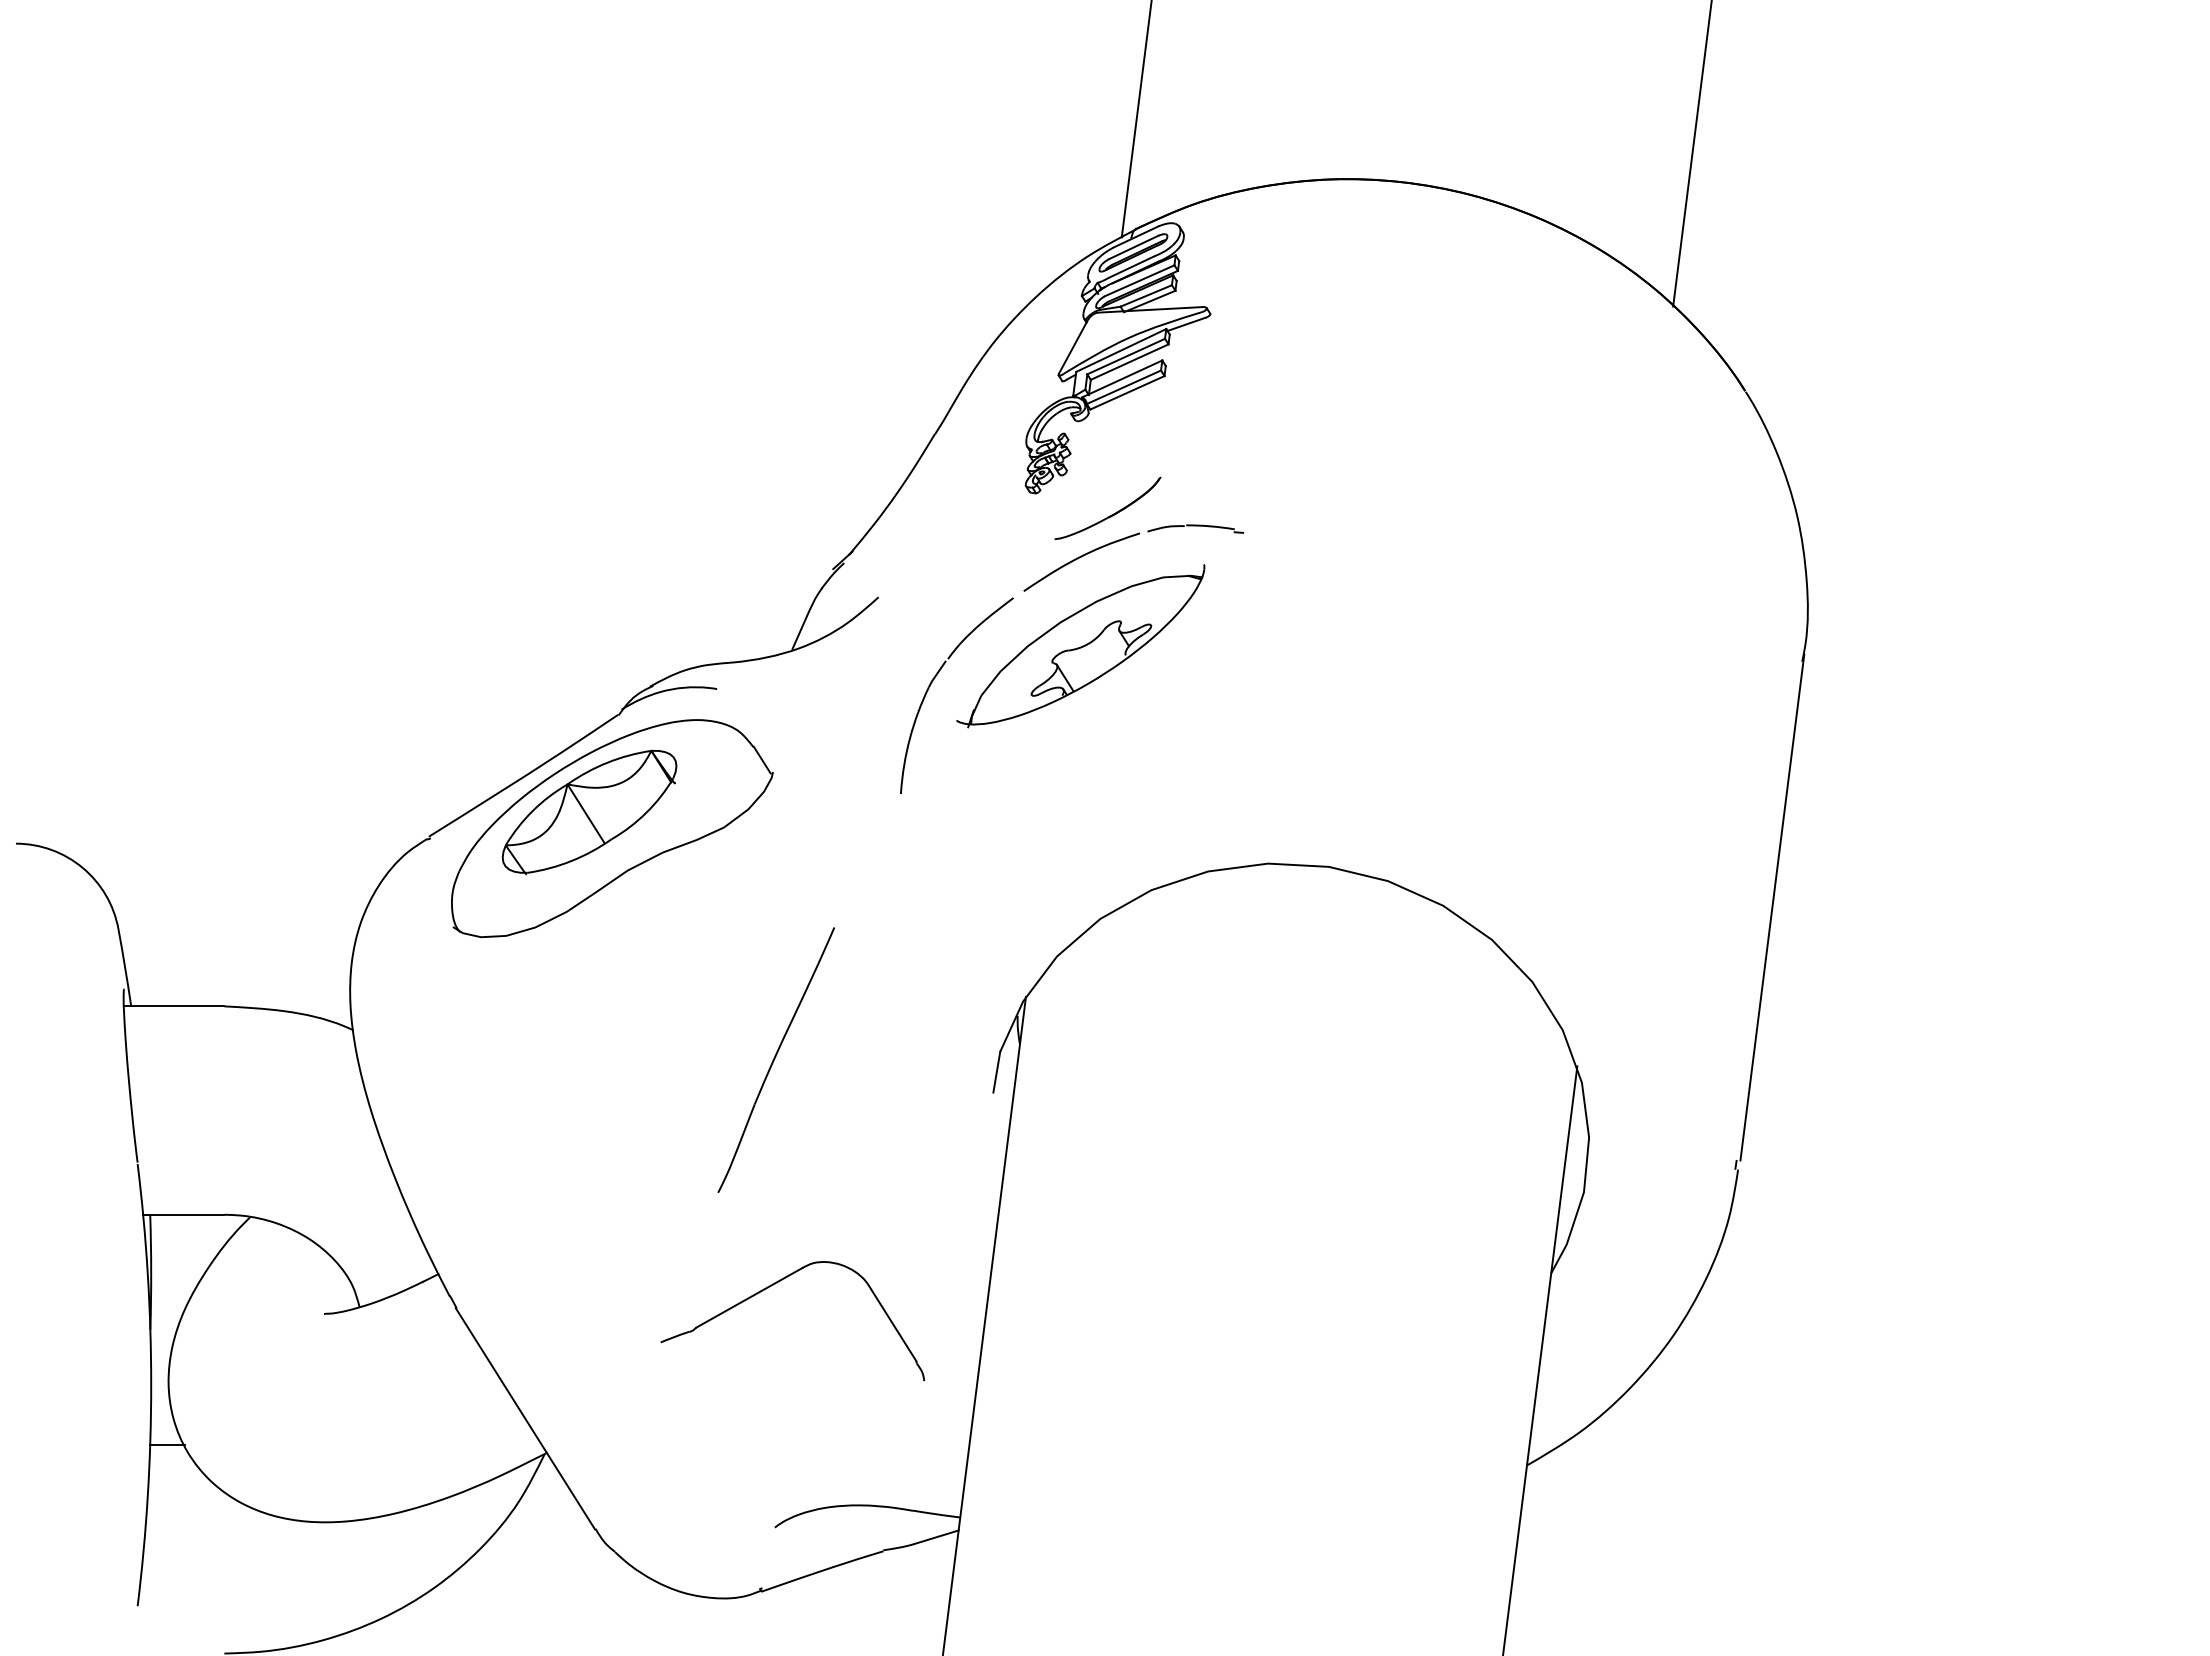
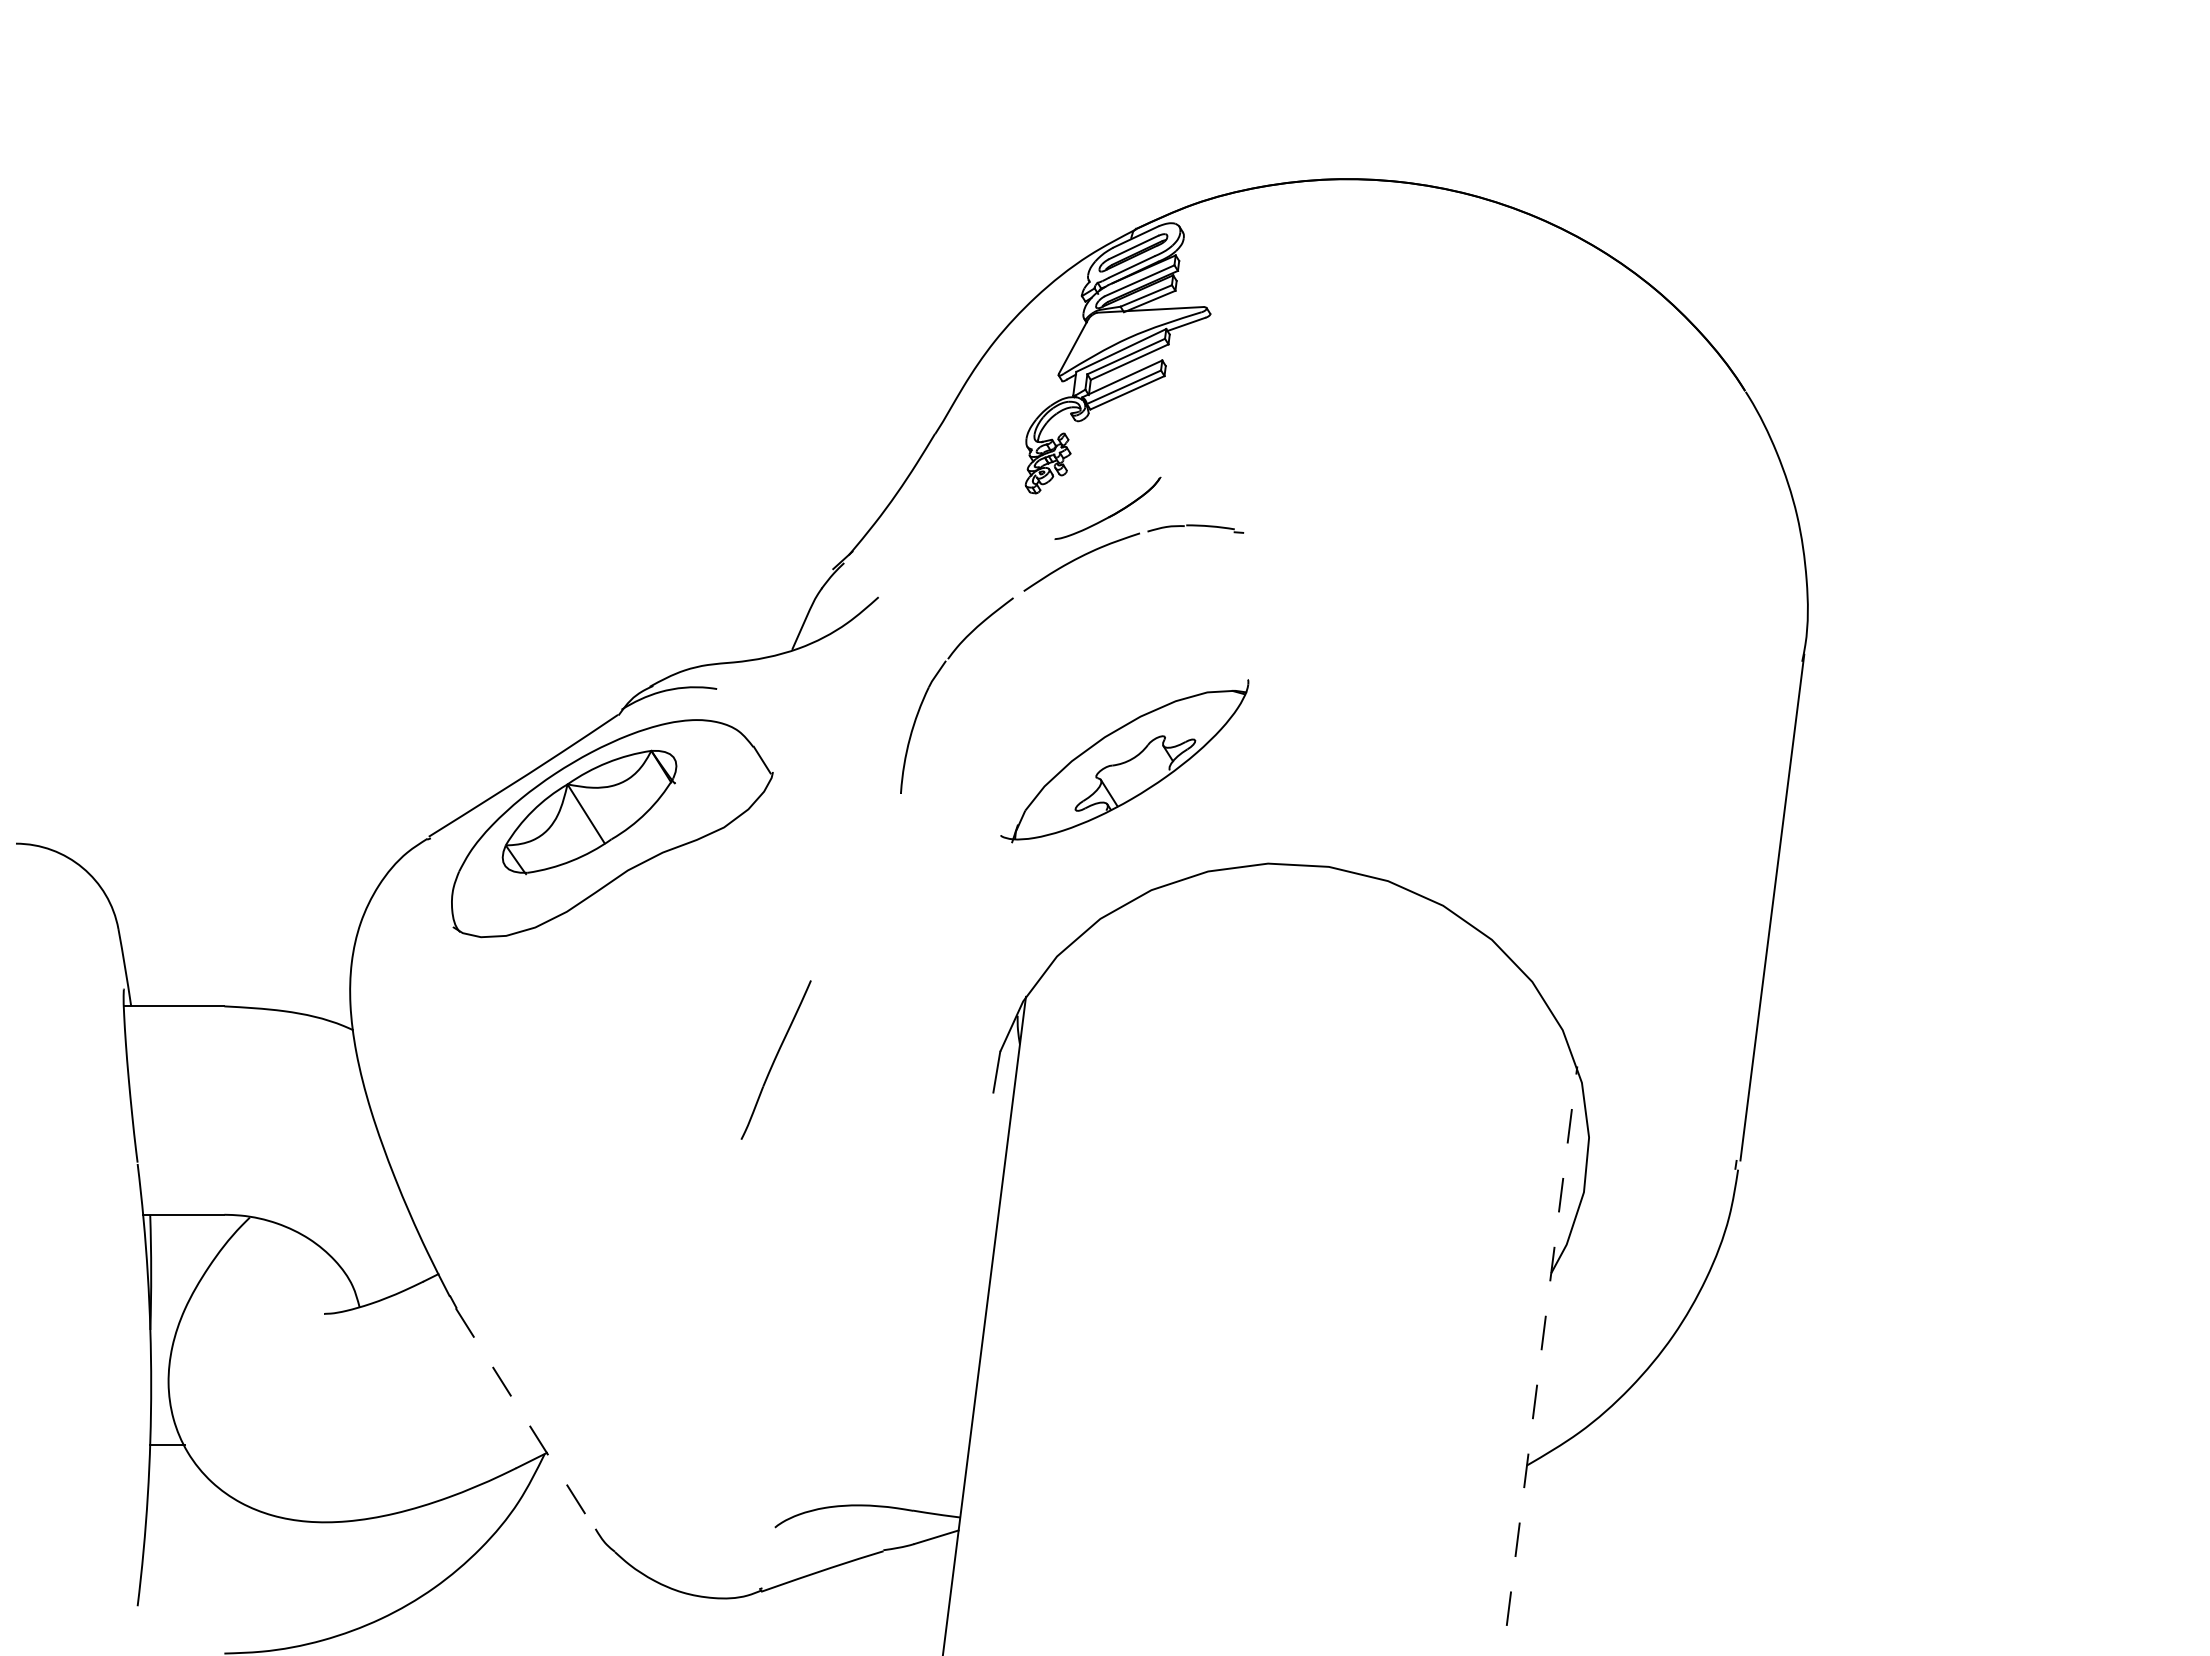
line: present -> none (1136, 119)
line: present -> none (1692, 154)
part position: (1080, 646) -> (1124, 761) (1124, 761)
part size: 118x266 px -> 72x160 px (775, 1059)
part: present -> none (773, 1285)
line: solid -> dashed (1540, 1361)
line: solid -> dashed (525, 1418)
